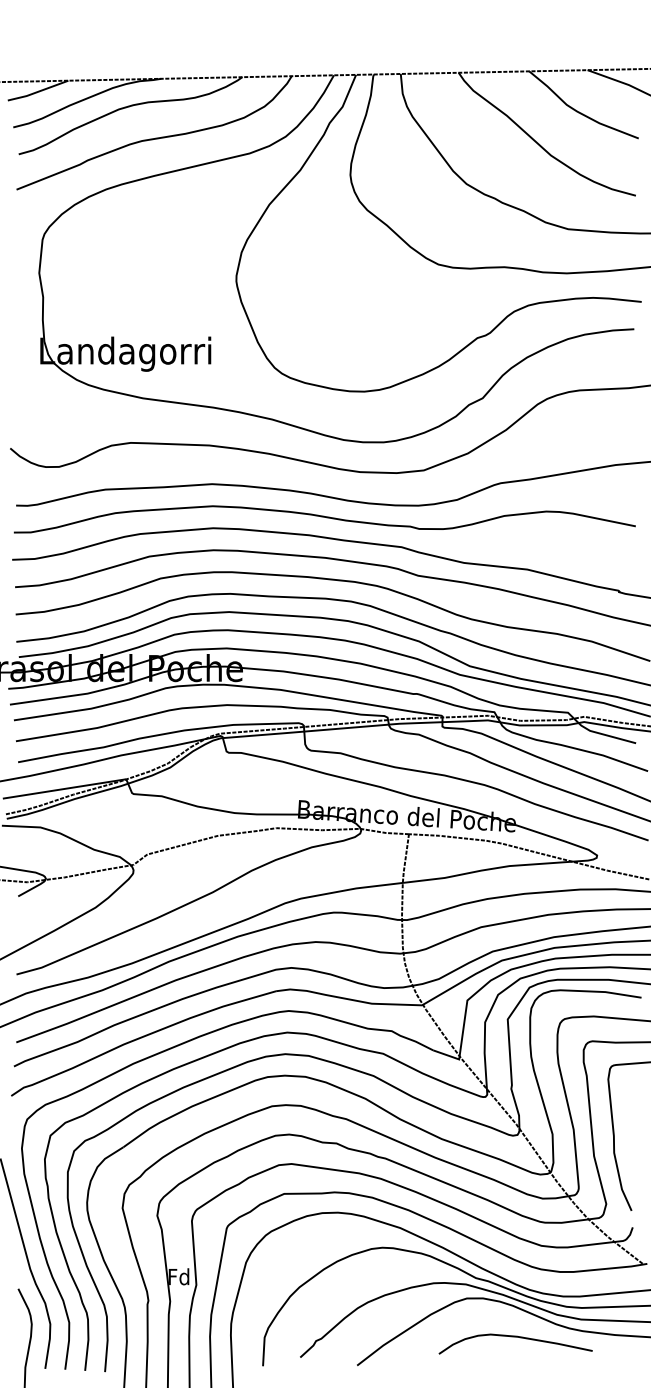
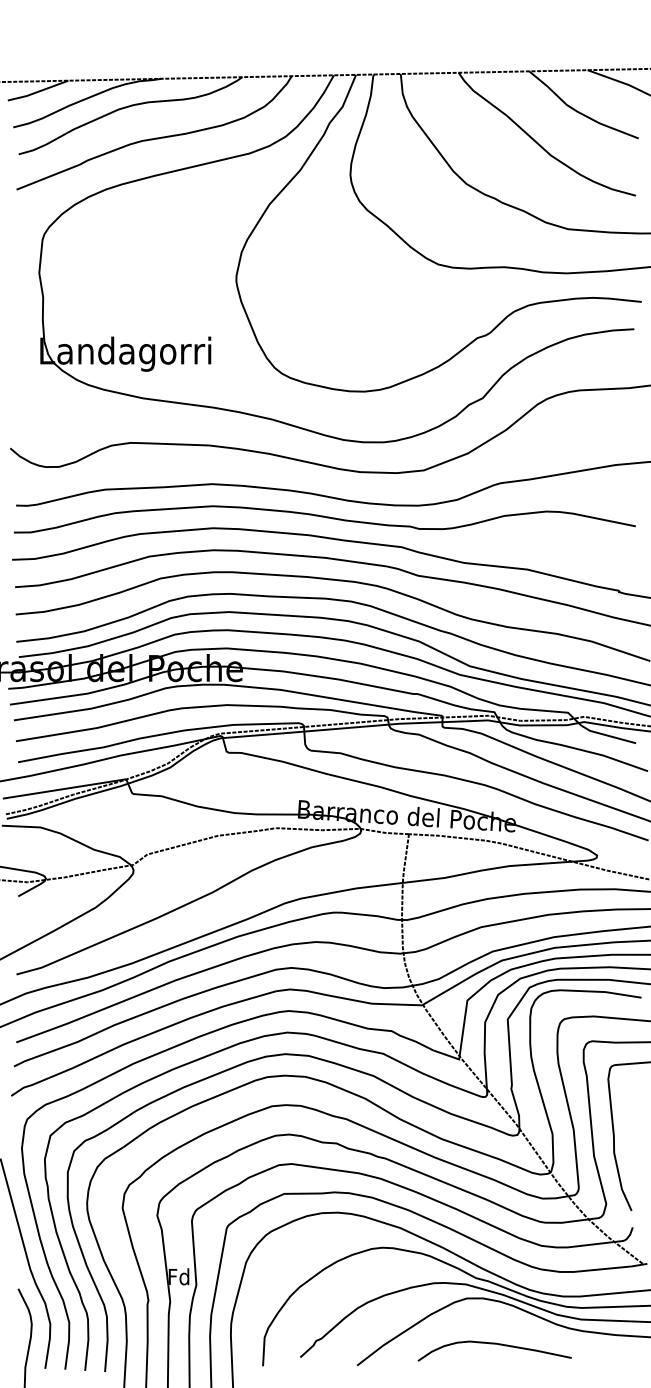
curve position: (515, 1337) -> (494, 1344) (494, 1344)
